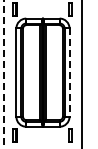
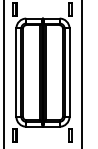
line: dashed -> solid (69, 73)
line: dashed -> solid (3, 74)
